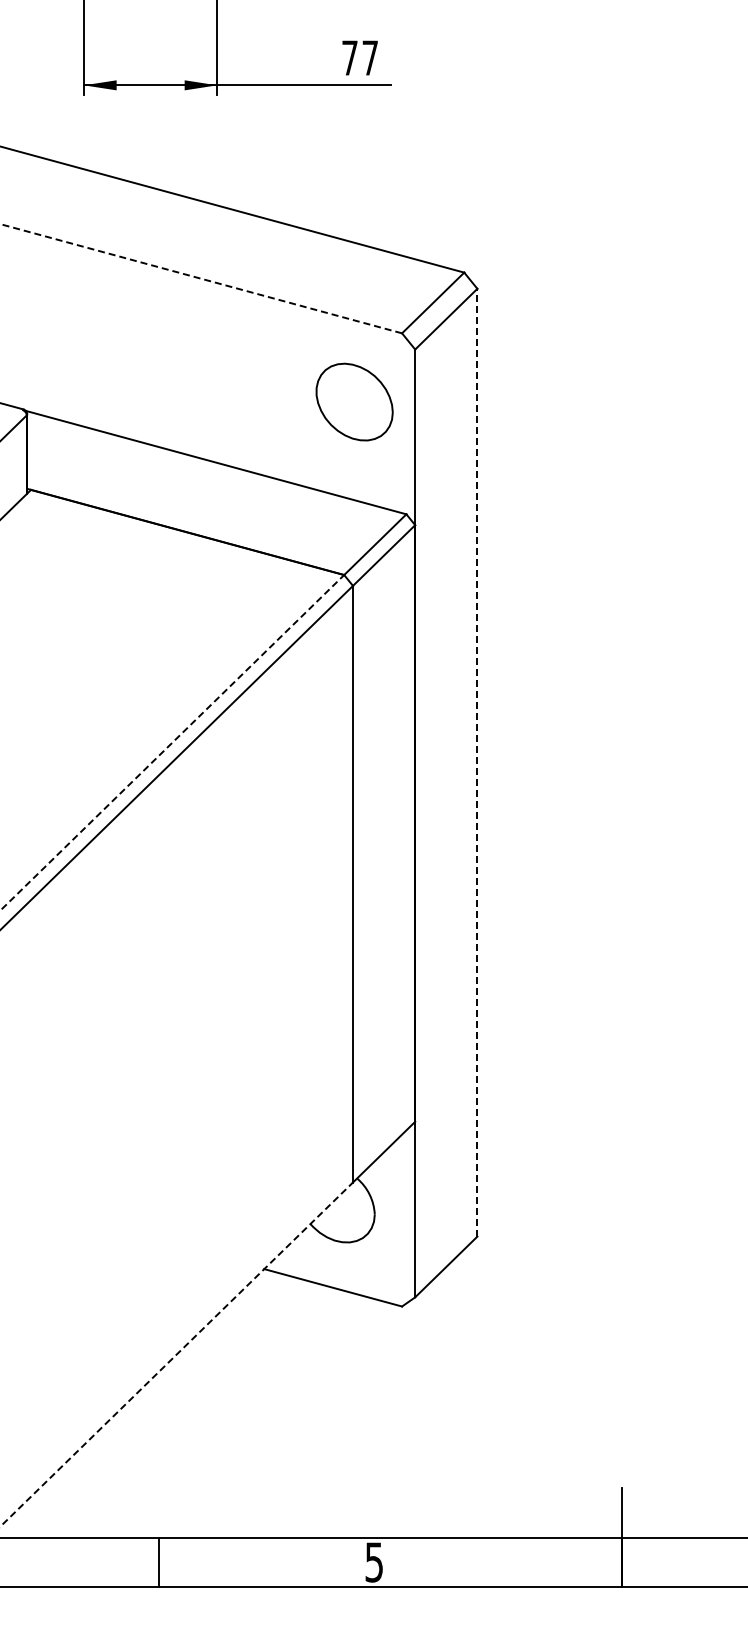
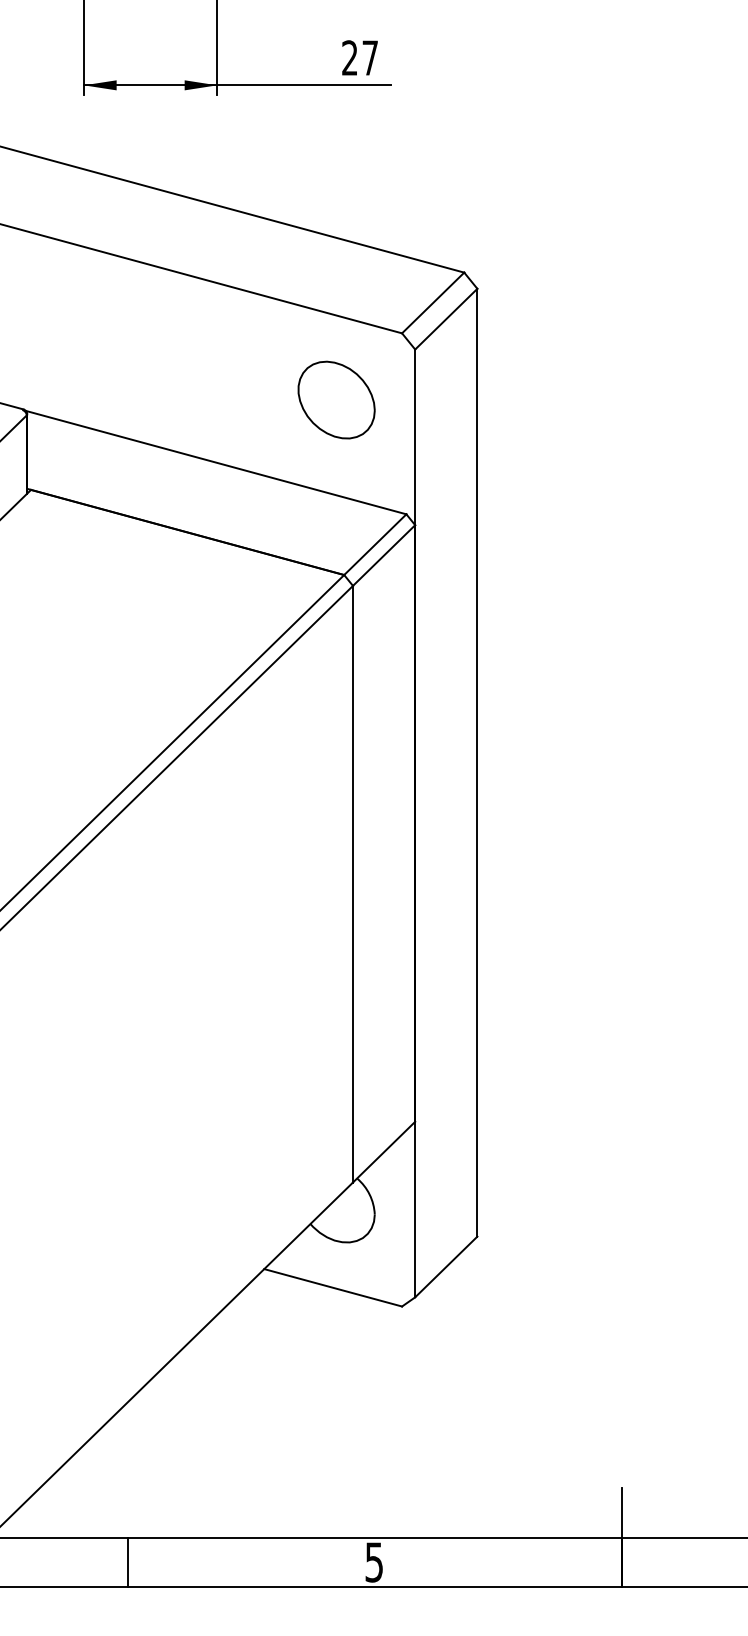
text: 77 -> 27 (349, 57)
line: dashed -> solid (201, 278)
part position: (354, 401) -> (336, 399) (336, 399)
line: dashed -> solid (172, 742)
line: dashed -> solid (477, 762)
line: dashed -> solid (177, 1354)
line position: (159, 1561) -> (128, 1561) (128, 1561)
